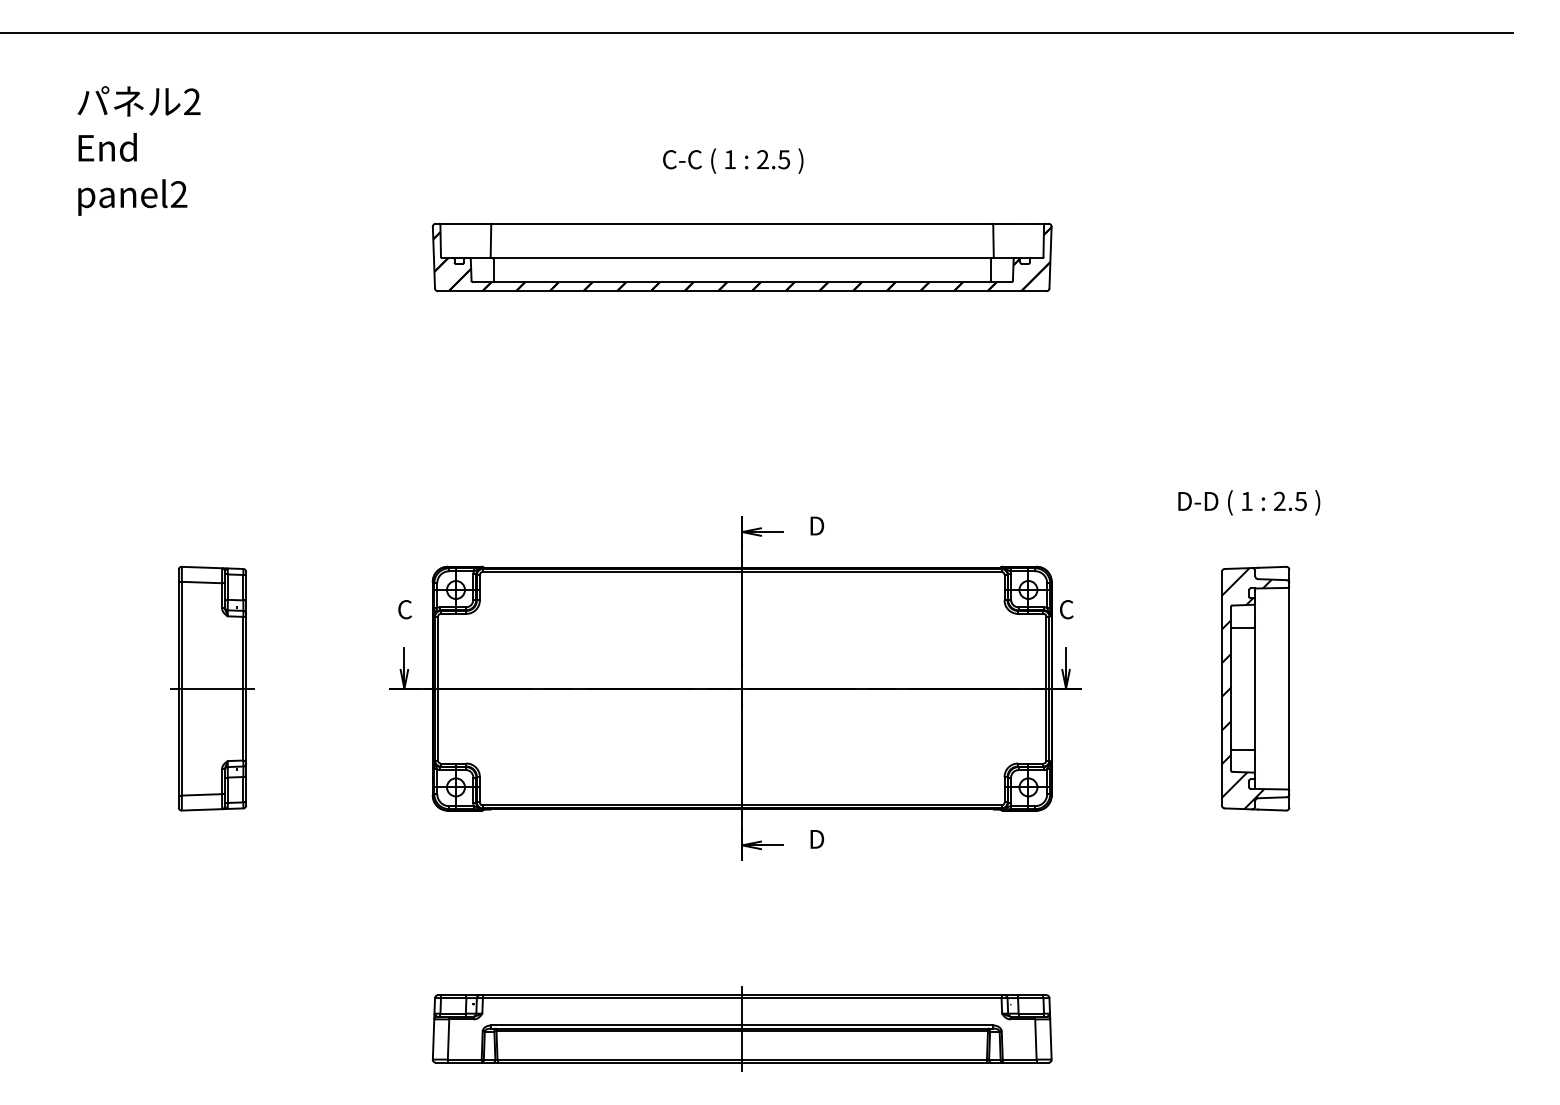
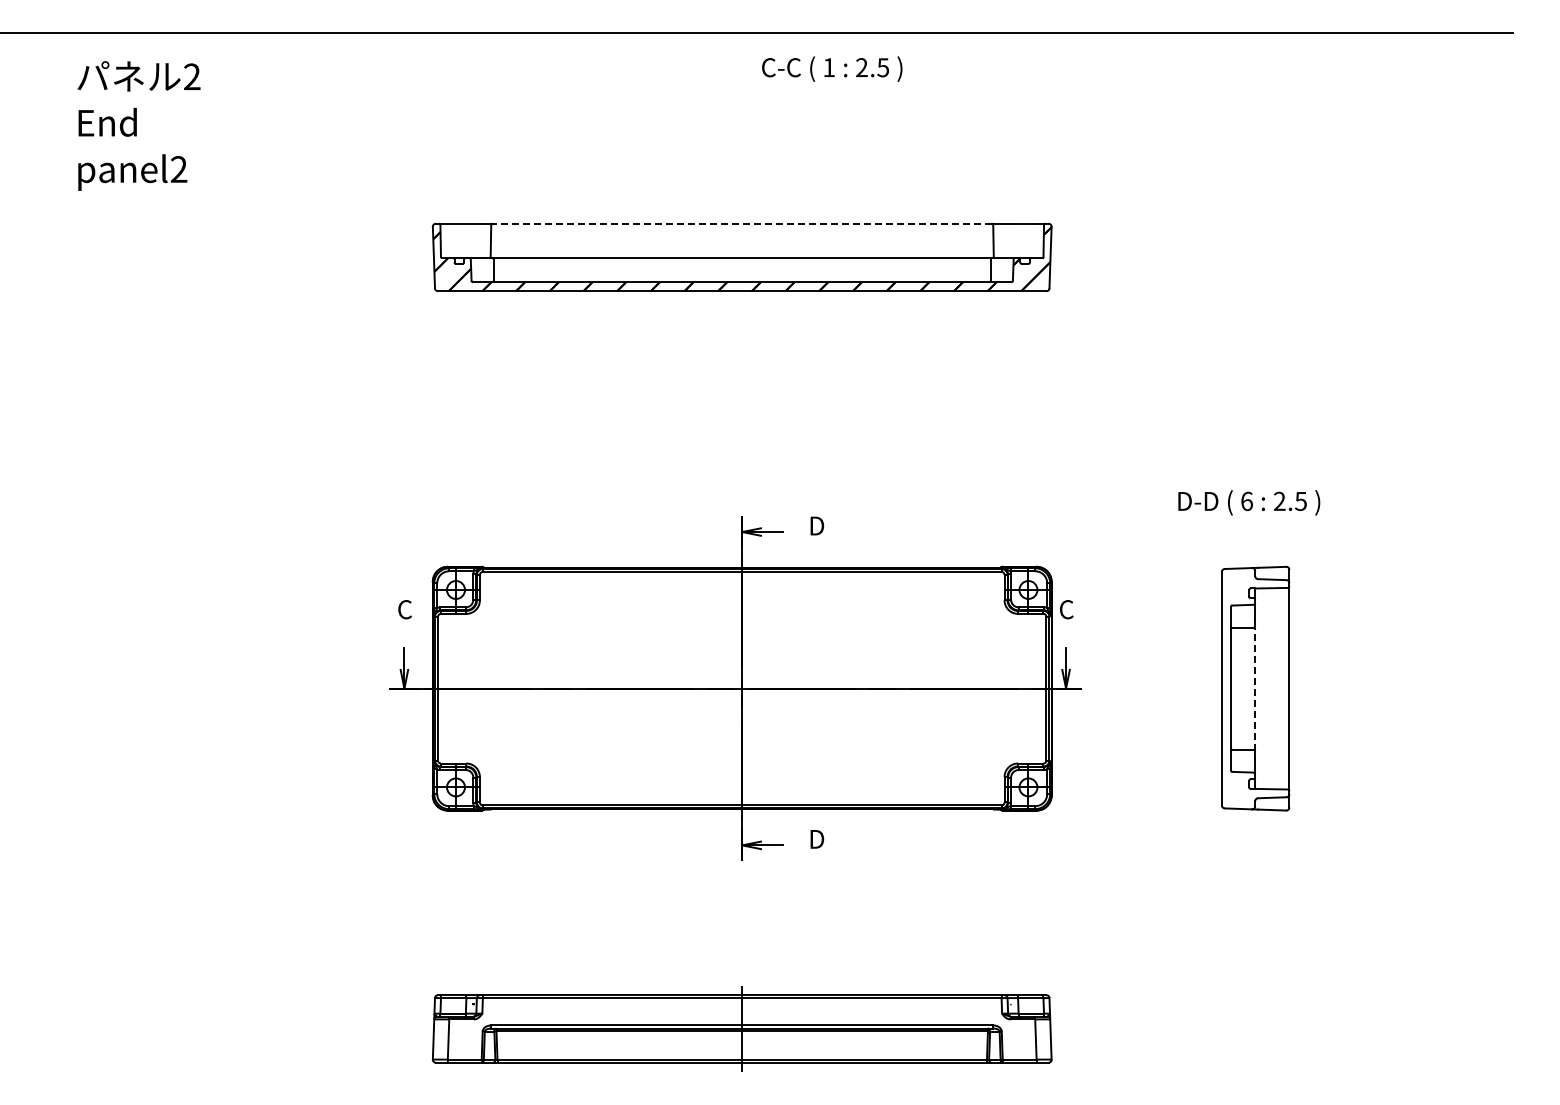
text position: (138, 150) -> (138, 125) (138, 125)
text position: (733, 160) -> (832, 68) (832, 68)
line: solid -> dashed (742, 223)
text: 1 -> 6 (1246, 501)
part: present -> none (212, 688)
hatch: present -> none (1246, 688)
line: solid -> dashed (1255, 688)
